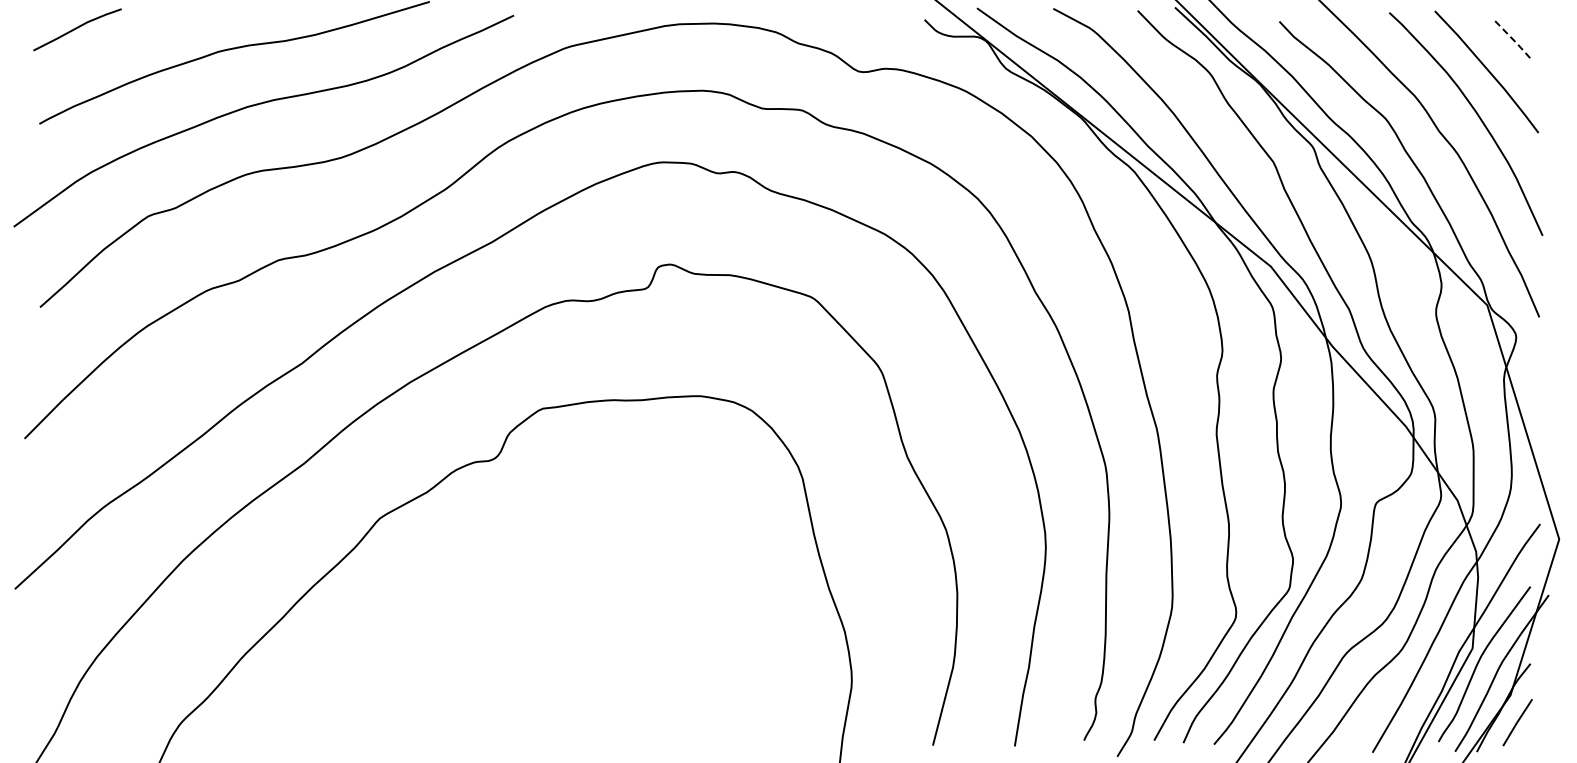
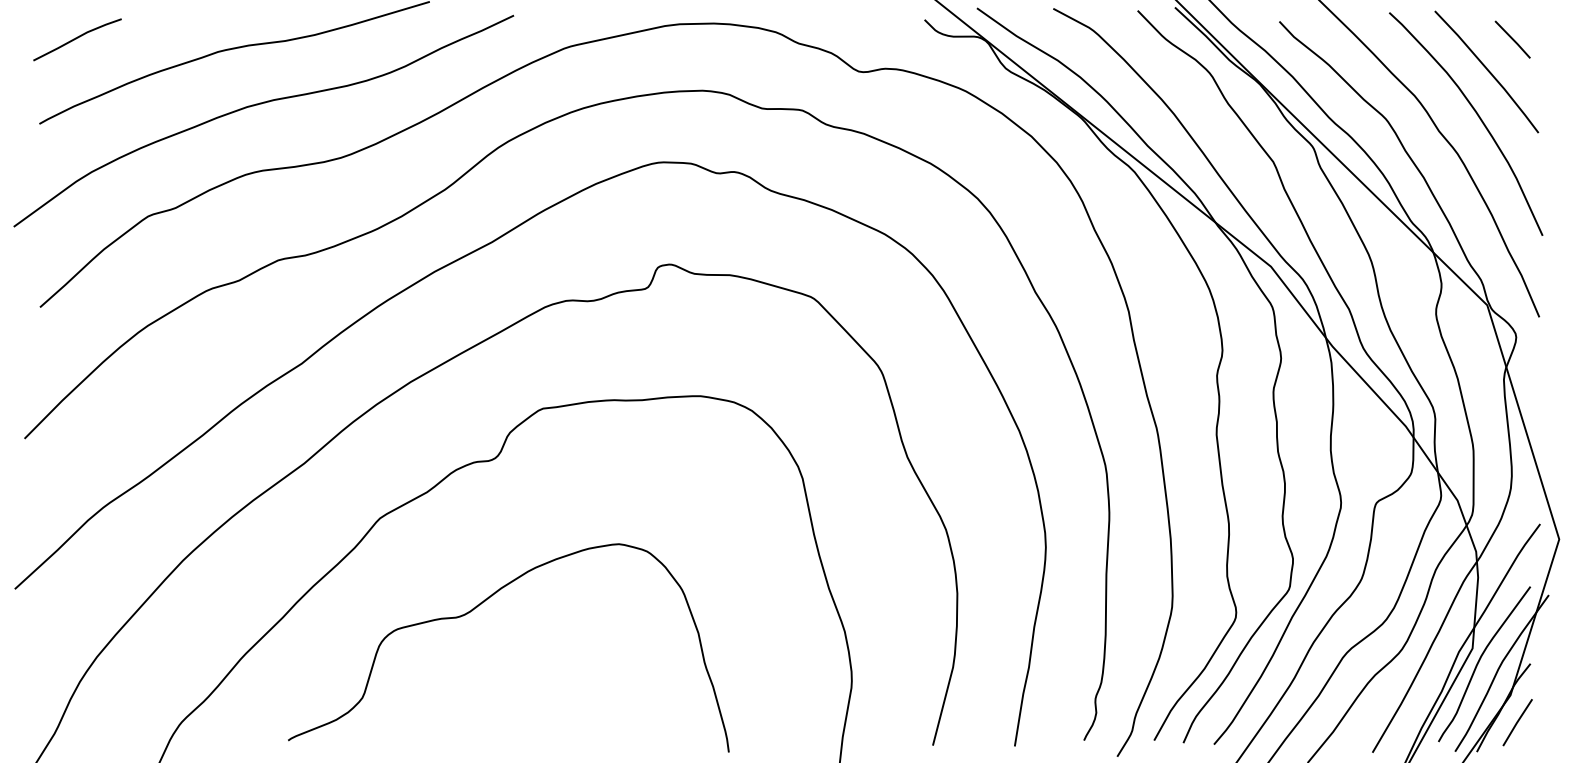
line position: (77, 28) -> (77, 38) (77, 38)
line: dashed -> solid (1513, 40)
curve: none -> present (476, 608)
